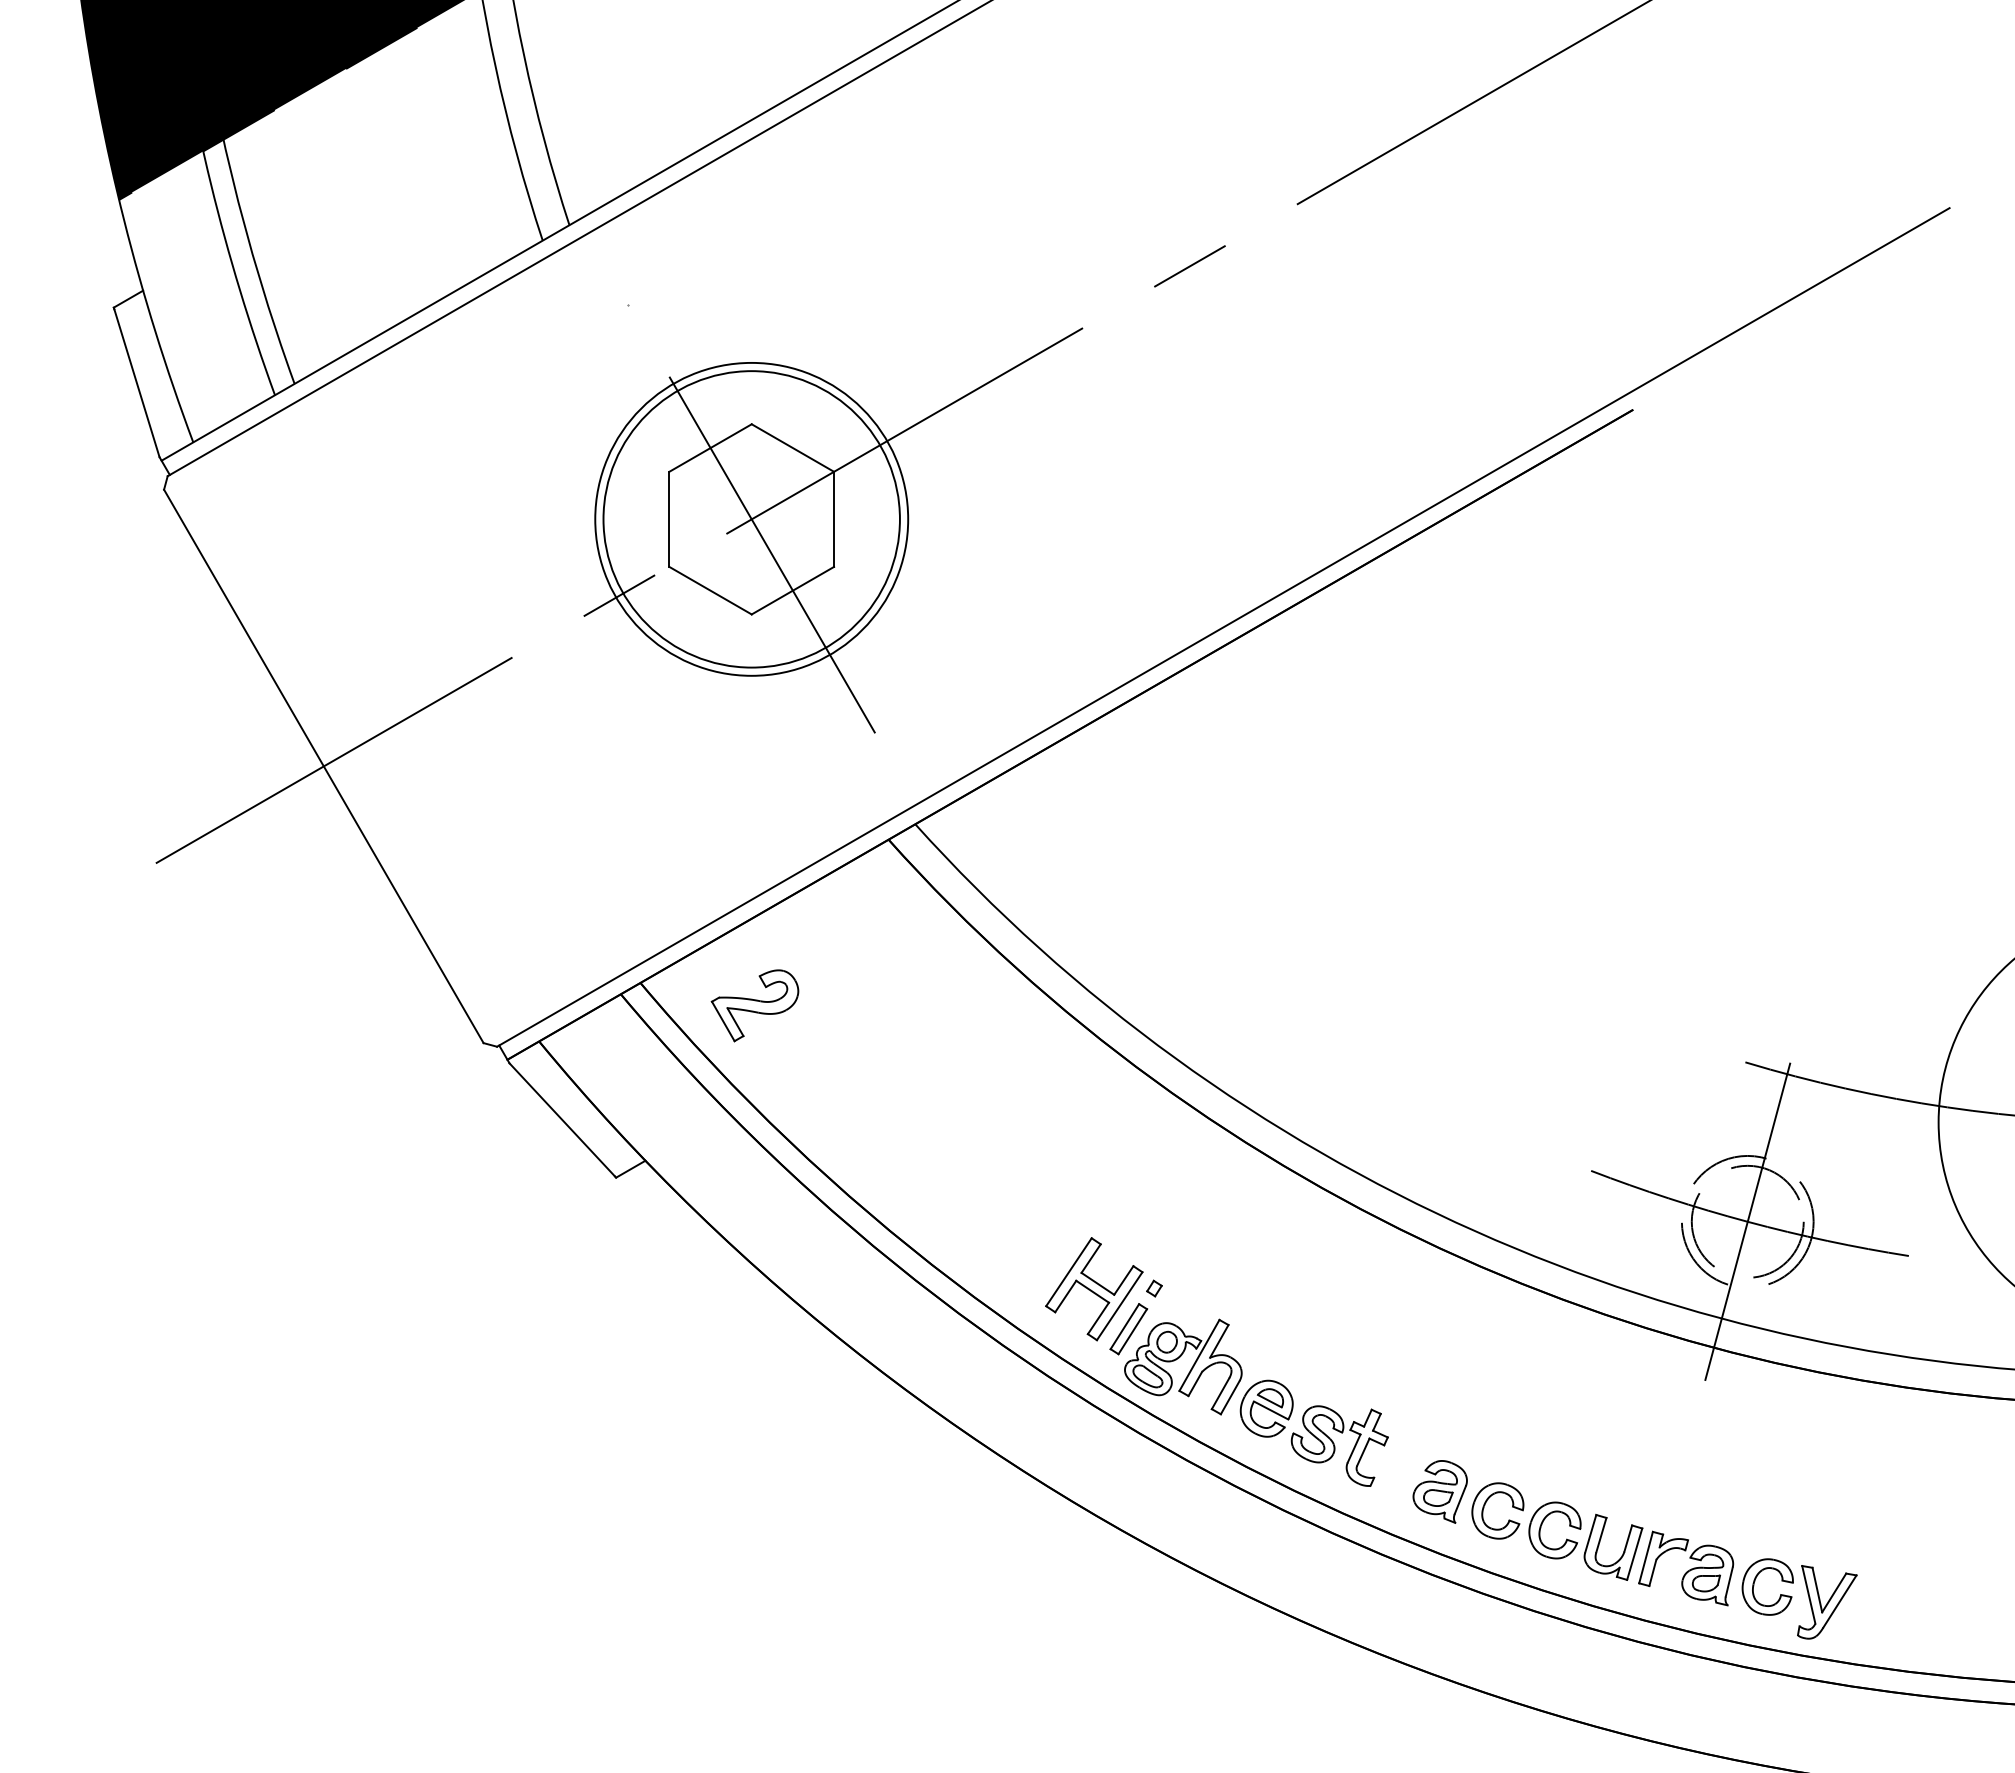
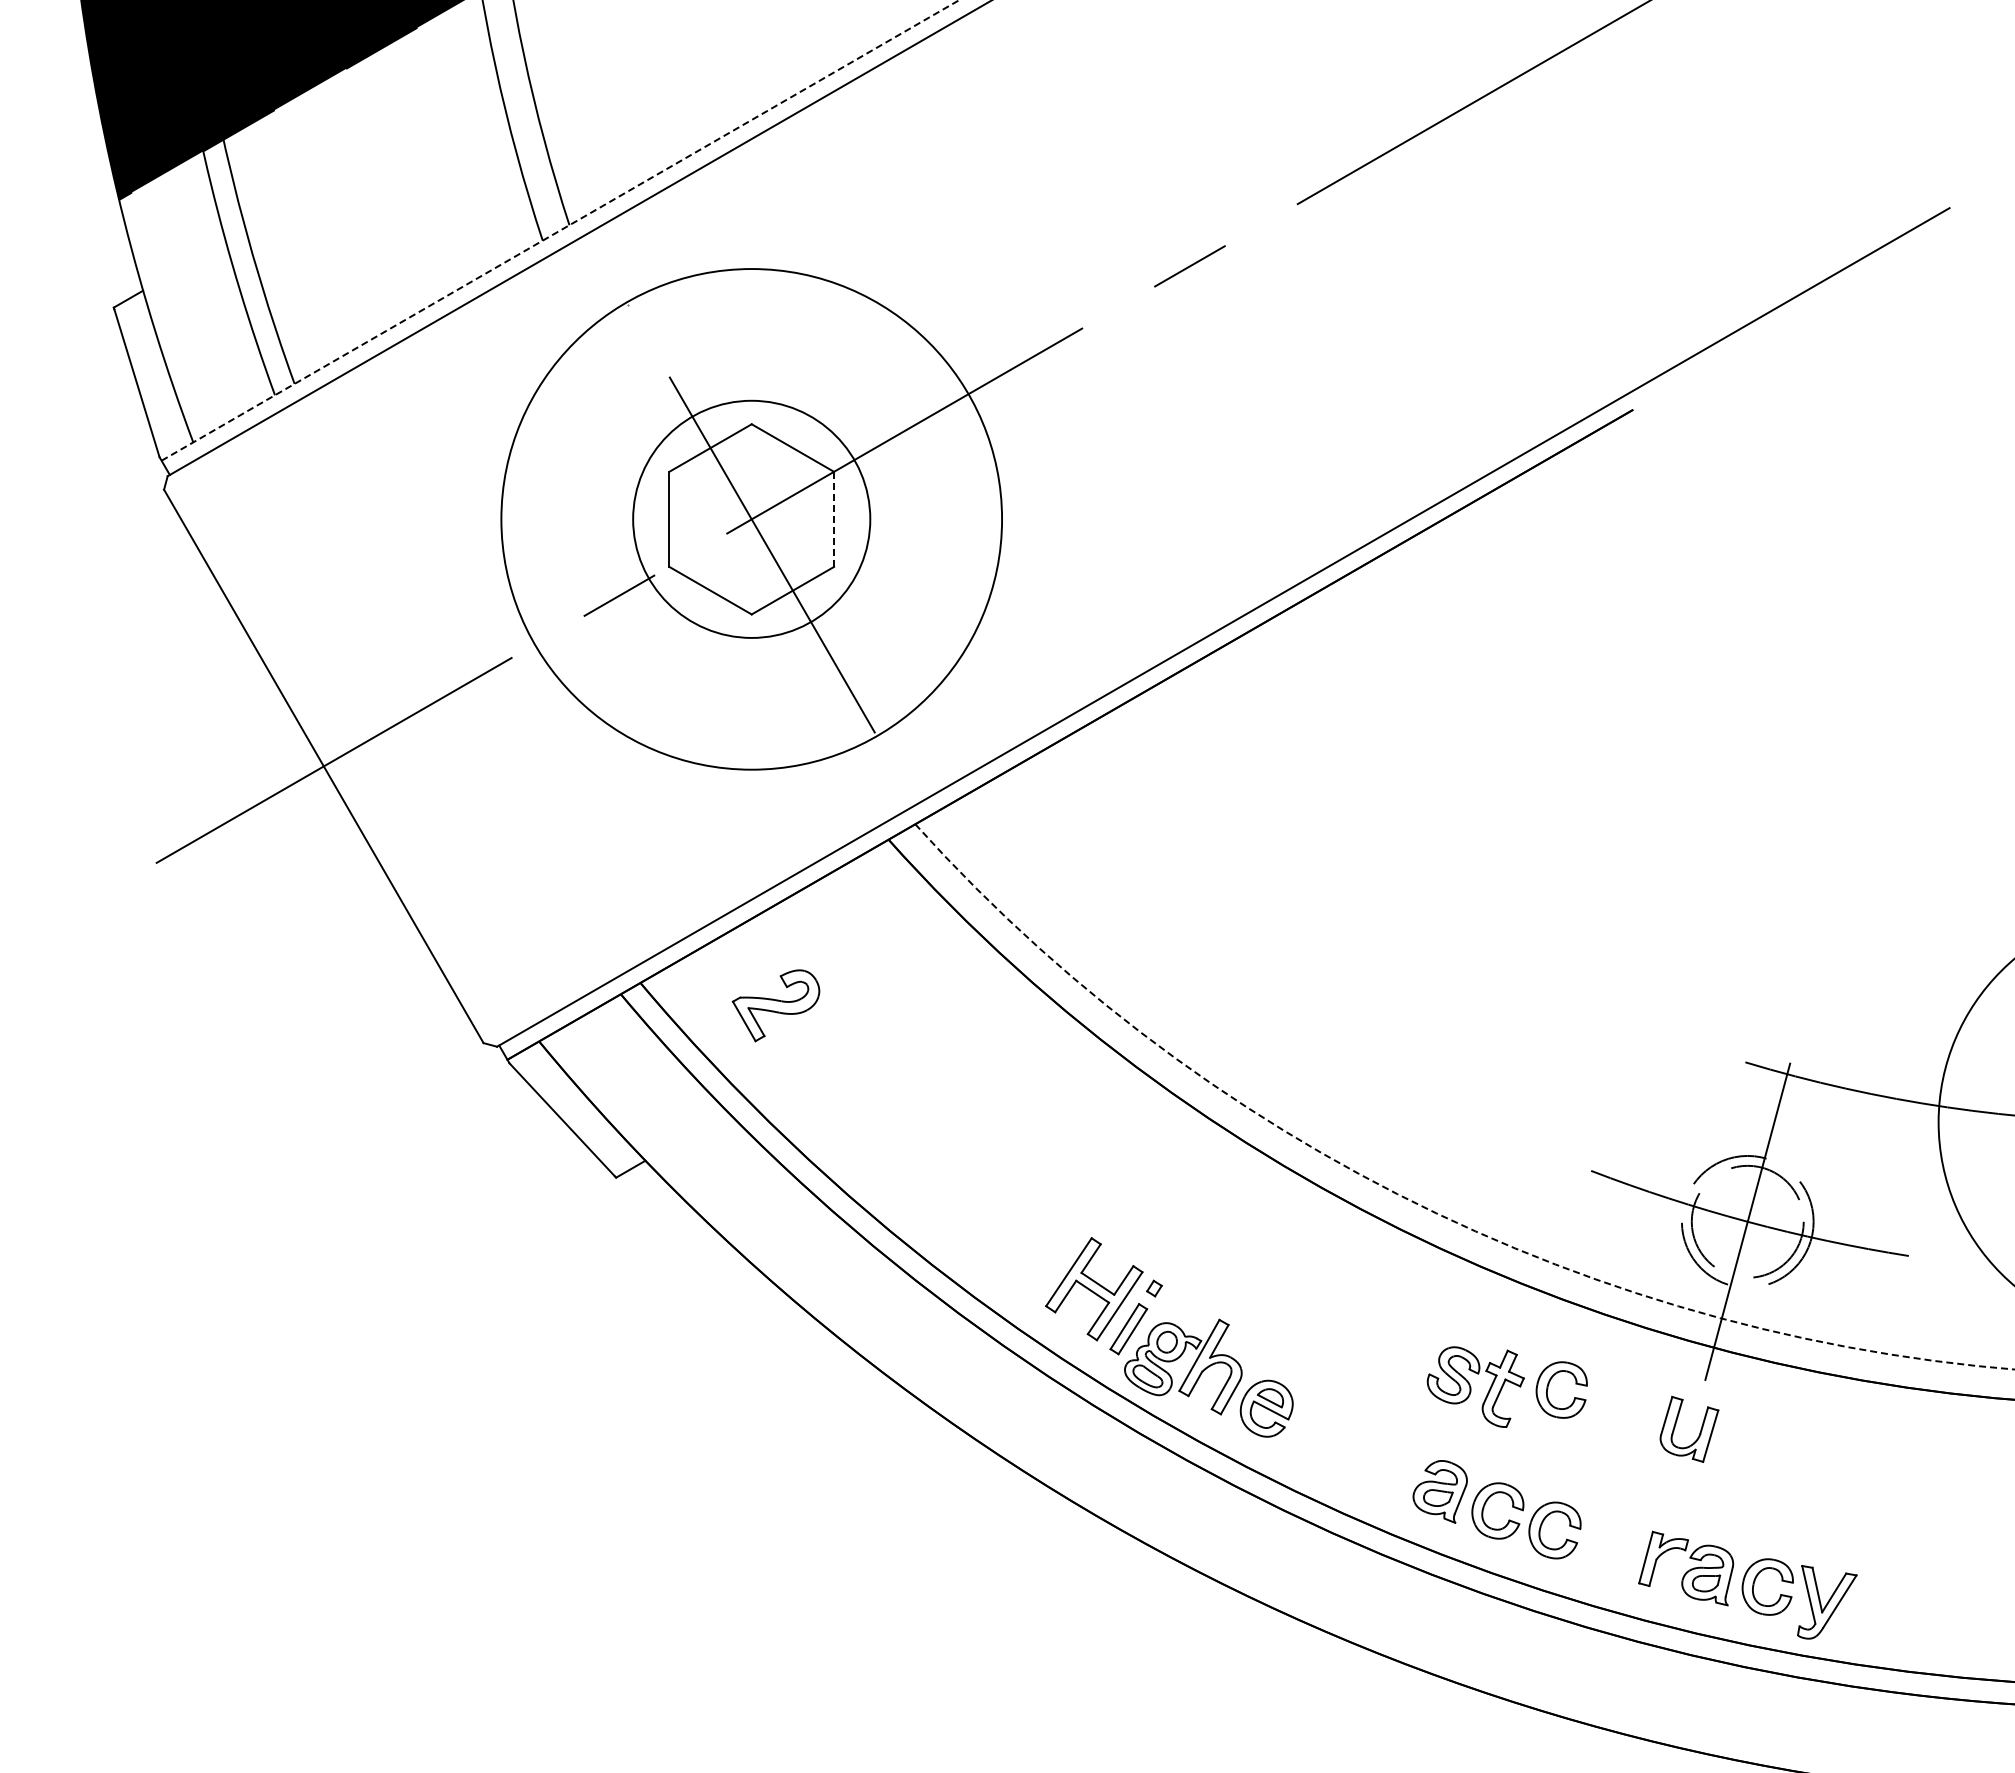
line: solid -> dashed (560, 230)
circle diameter: 313 px -> 501 px (751, 519)
circle diameter: 296 px -> 237 px (751, 518)
line: solid -> dashed (834, 519)
part position: (754, 1005) -> (775, 1005) (775, 1005)
arc: solid -> dashed (1413, 1201)
part: none -> present (1549, 1384)
part position: (1339, 1445) -> (1475, 1386) (1475, 1386)
part position: (1623, 1550) -> (1699, 1432) (1699, 1432)
